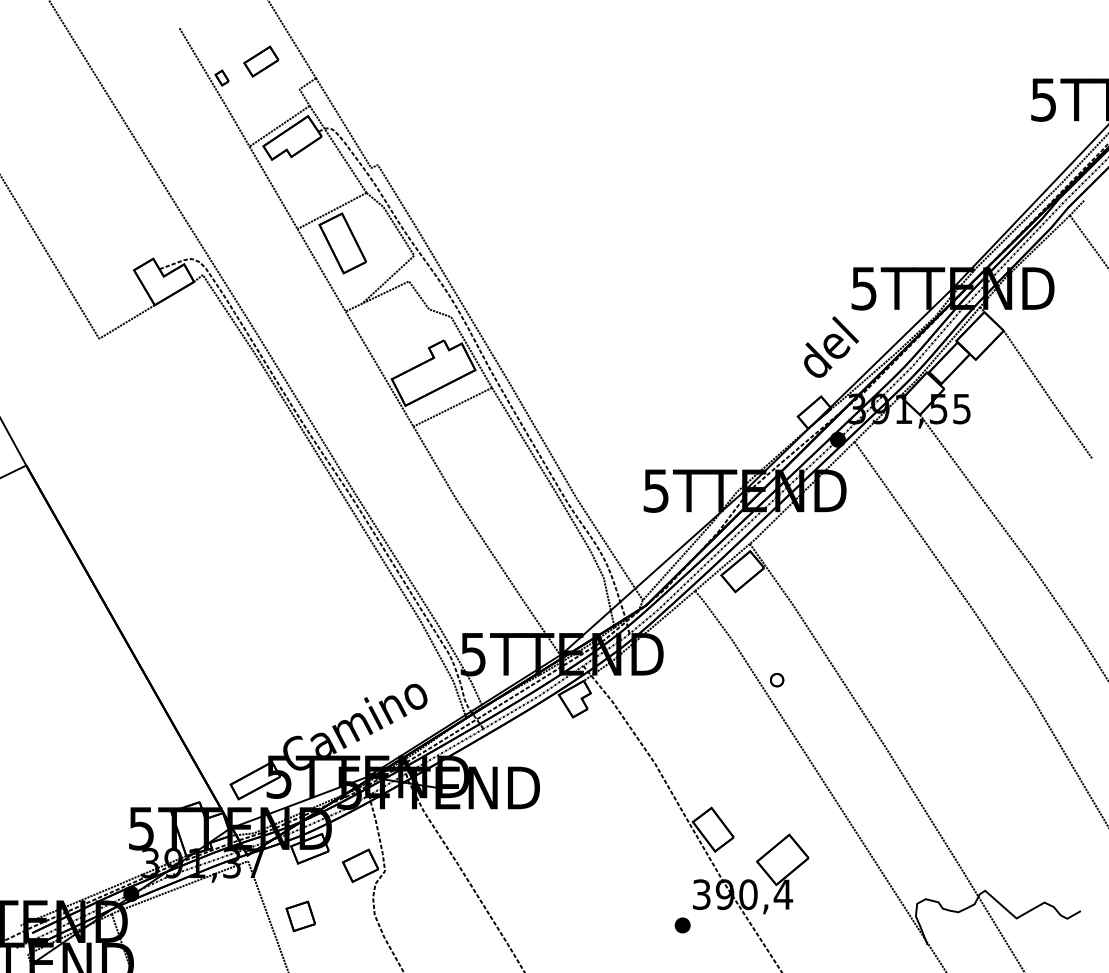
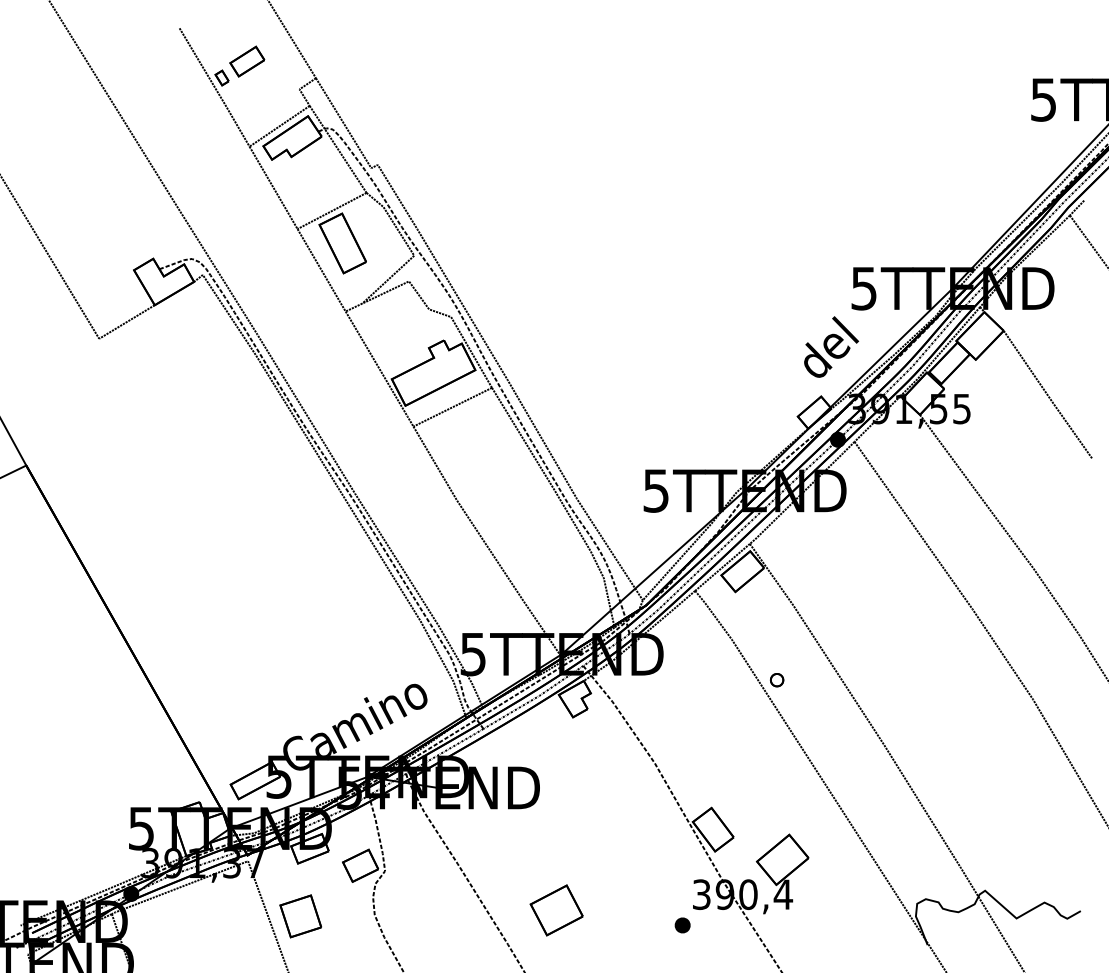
part position: (261, 61) -> (247, 61) (247, 61)
part: none -> present (556, 910)
part size: 31x33 px -> 44x45 px (300, 916)
